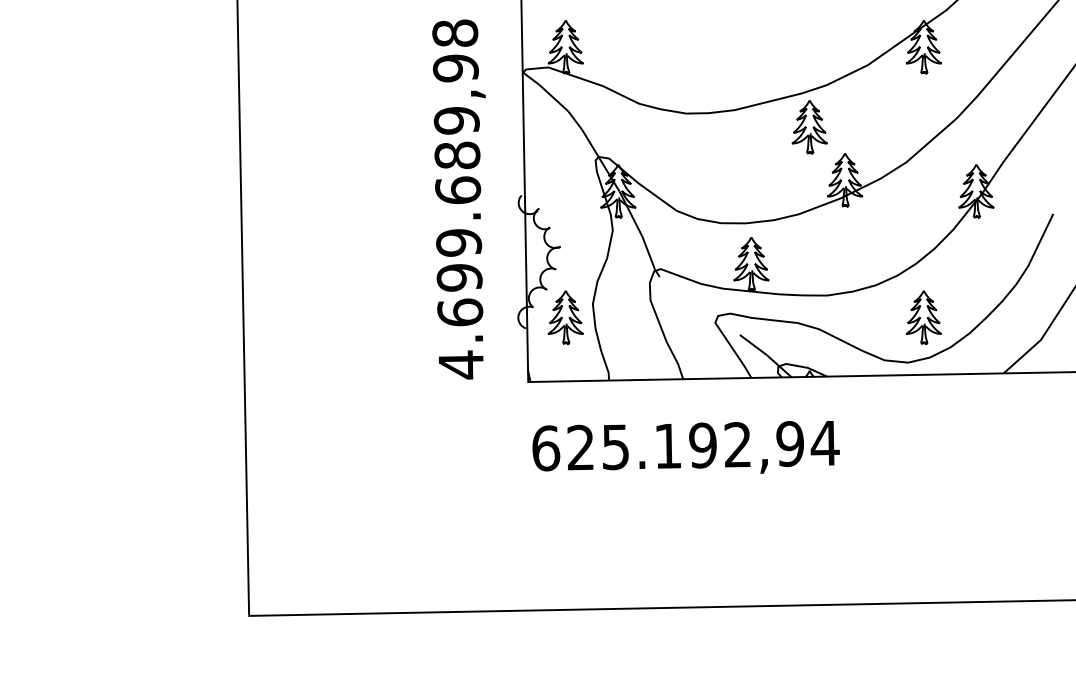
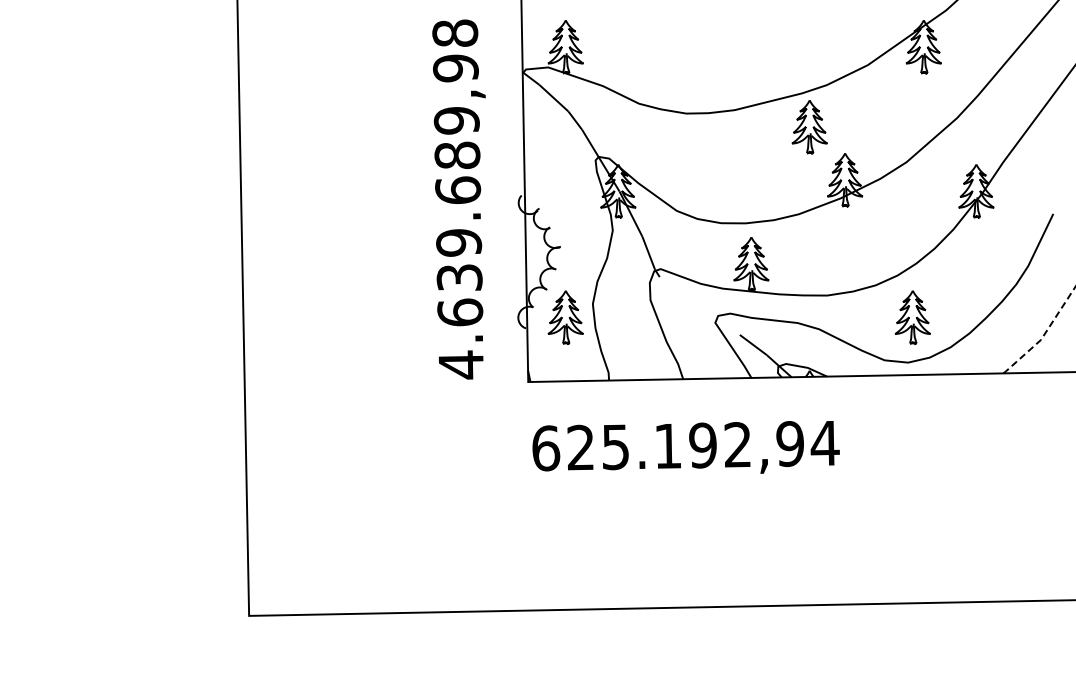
text: 4.699.689,98 -> 4.639.689,98 (459, 277)
part position: (923, 317) -> (912, 317) (912, 317)
line: solid -> dashed (1044, 335)
